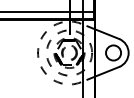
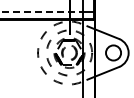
line: solid -> dashed (41, 12)
